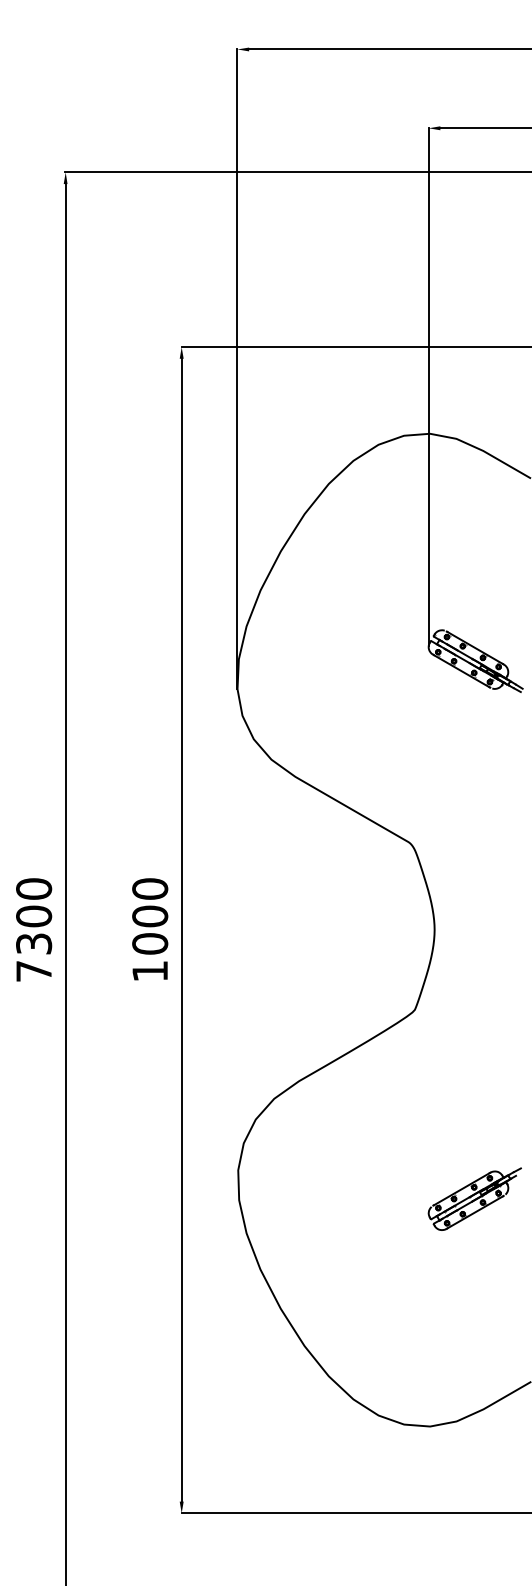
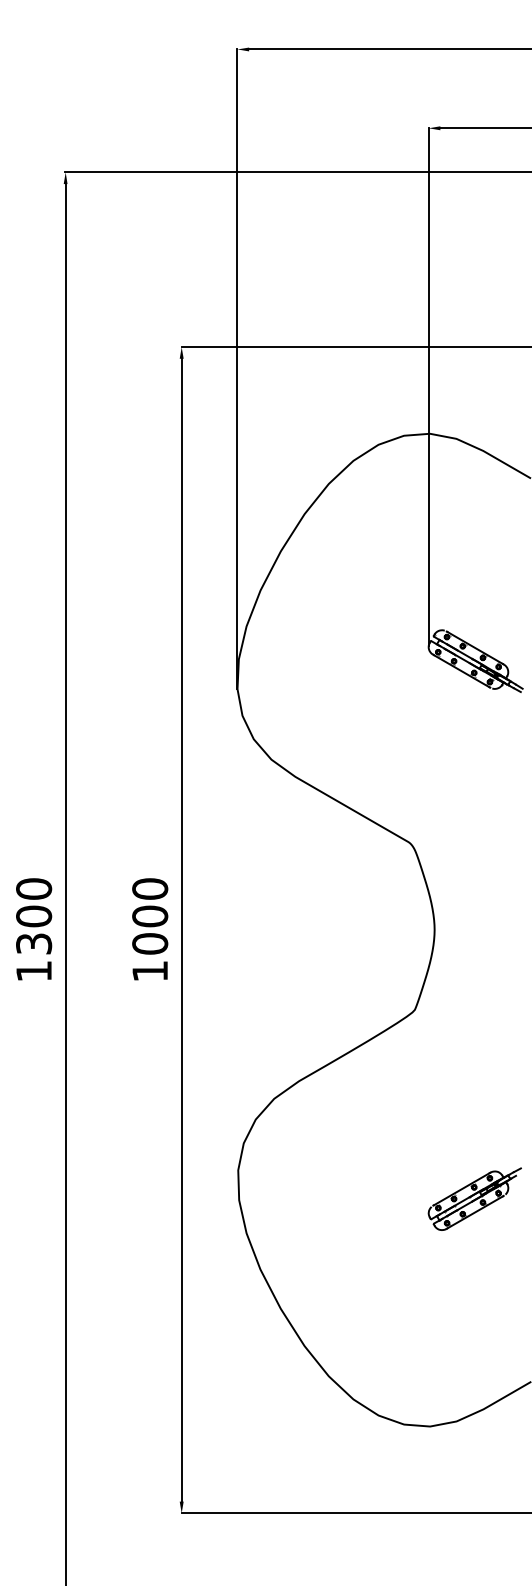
text: 7300 -> 1300 (33, 971)
